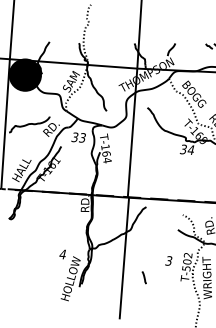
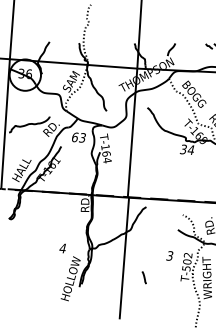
fill: present -> none (25, 74)
text: 33 -> 63 (74, 137)
text position: (62, 254) -> (62, 248) (62, 248)
text position: (168, 260) -> (169, 255) (169, 255)
